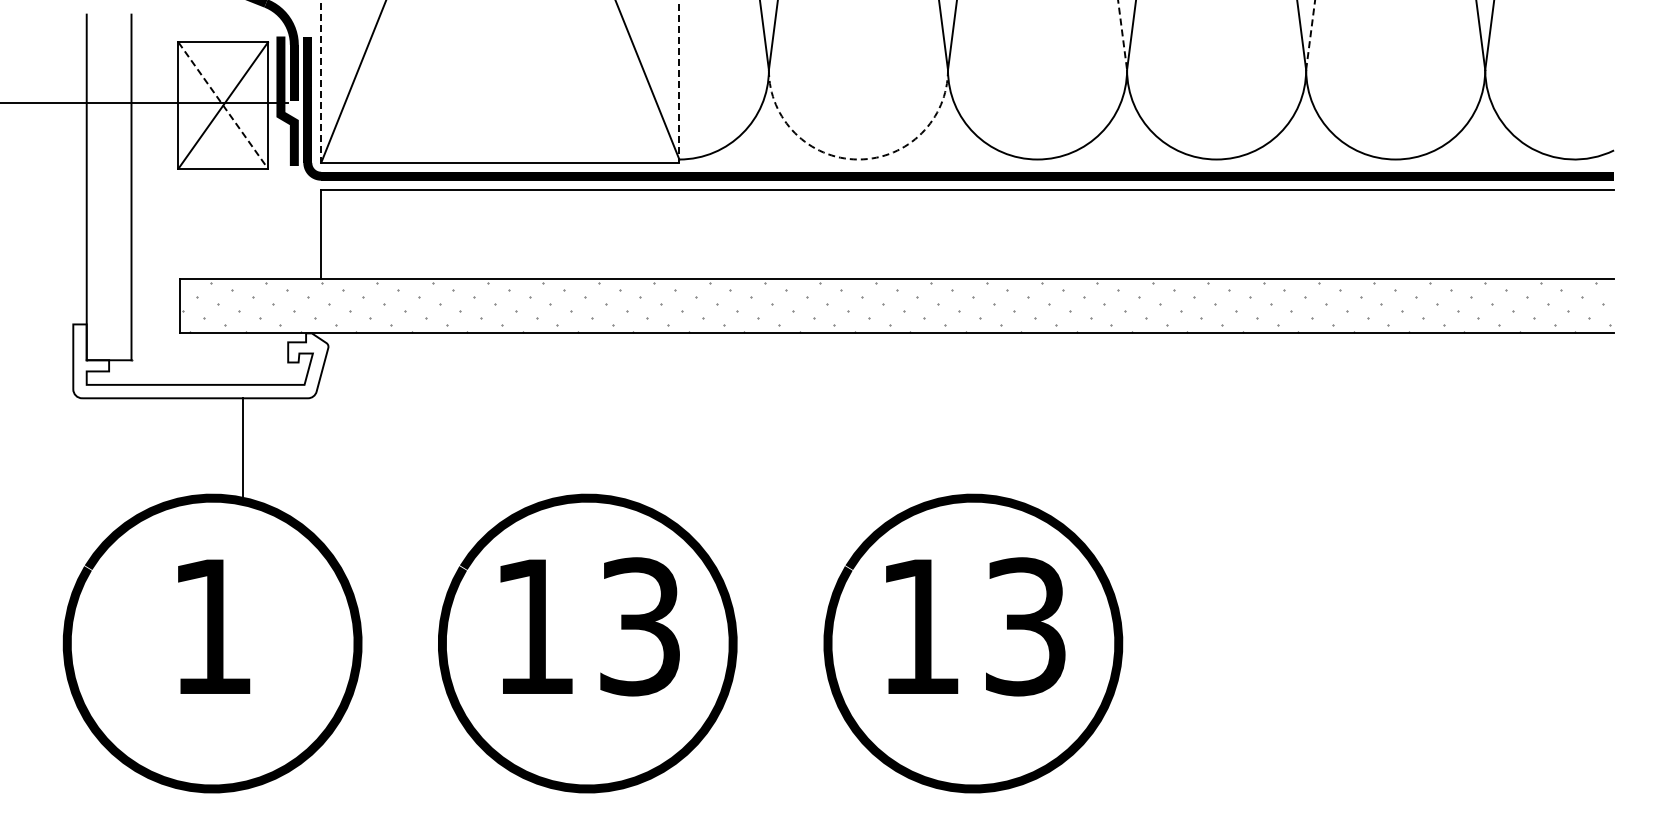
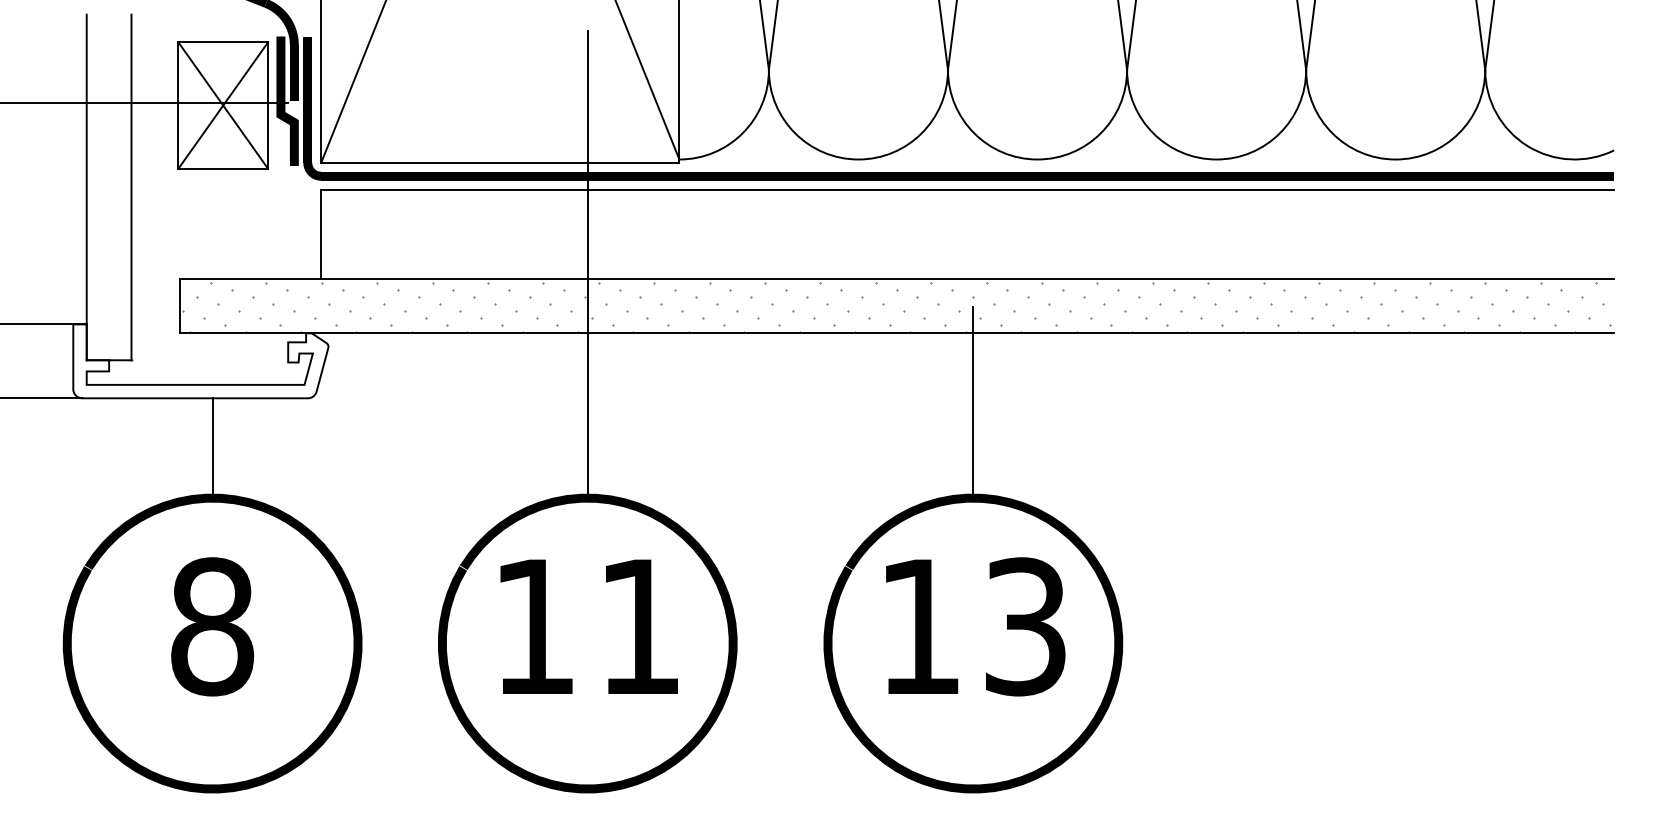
line: dashed -> solid (1122, 35)
line: dashed -> solid (1310, 35)
line: dashed -> solid (321, 81)
line: dashed -> solid (679, 81)
line: dashed -> solid (223, 105)
arc: dashed -> solid (858, 159)
line: none -> present (587, 264)
line: none -> present (44, 324)
line: none -> present (42, 398)
line: none -> present (973, 402)
line position: (242, 448) -> (212, 448) (212, 448)
text: 1 -> 8 (212, 626)
text: 13 -> 11 (639, 626)
